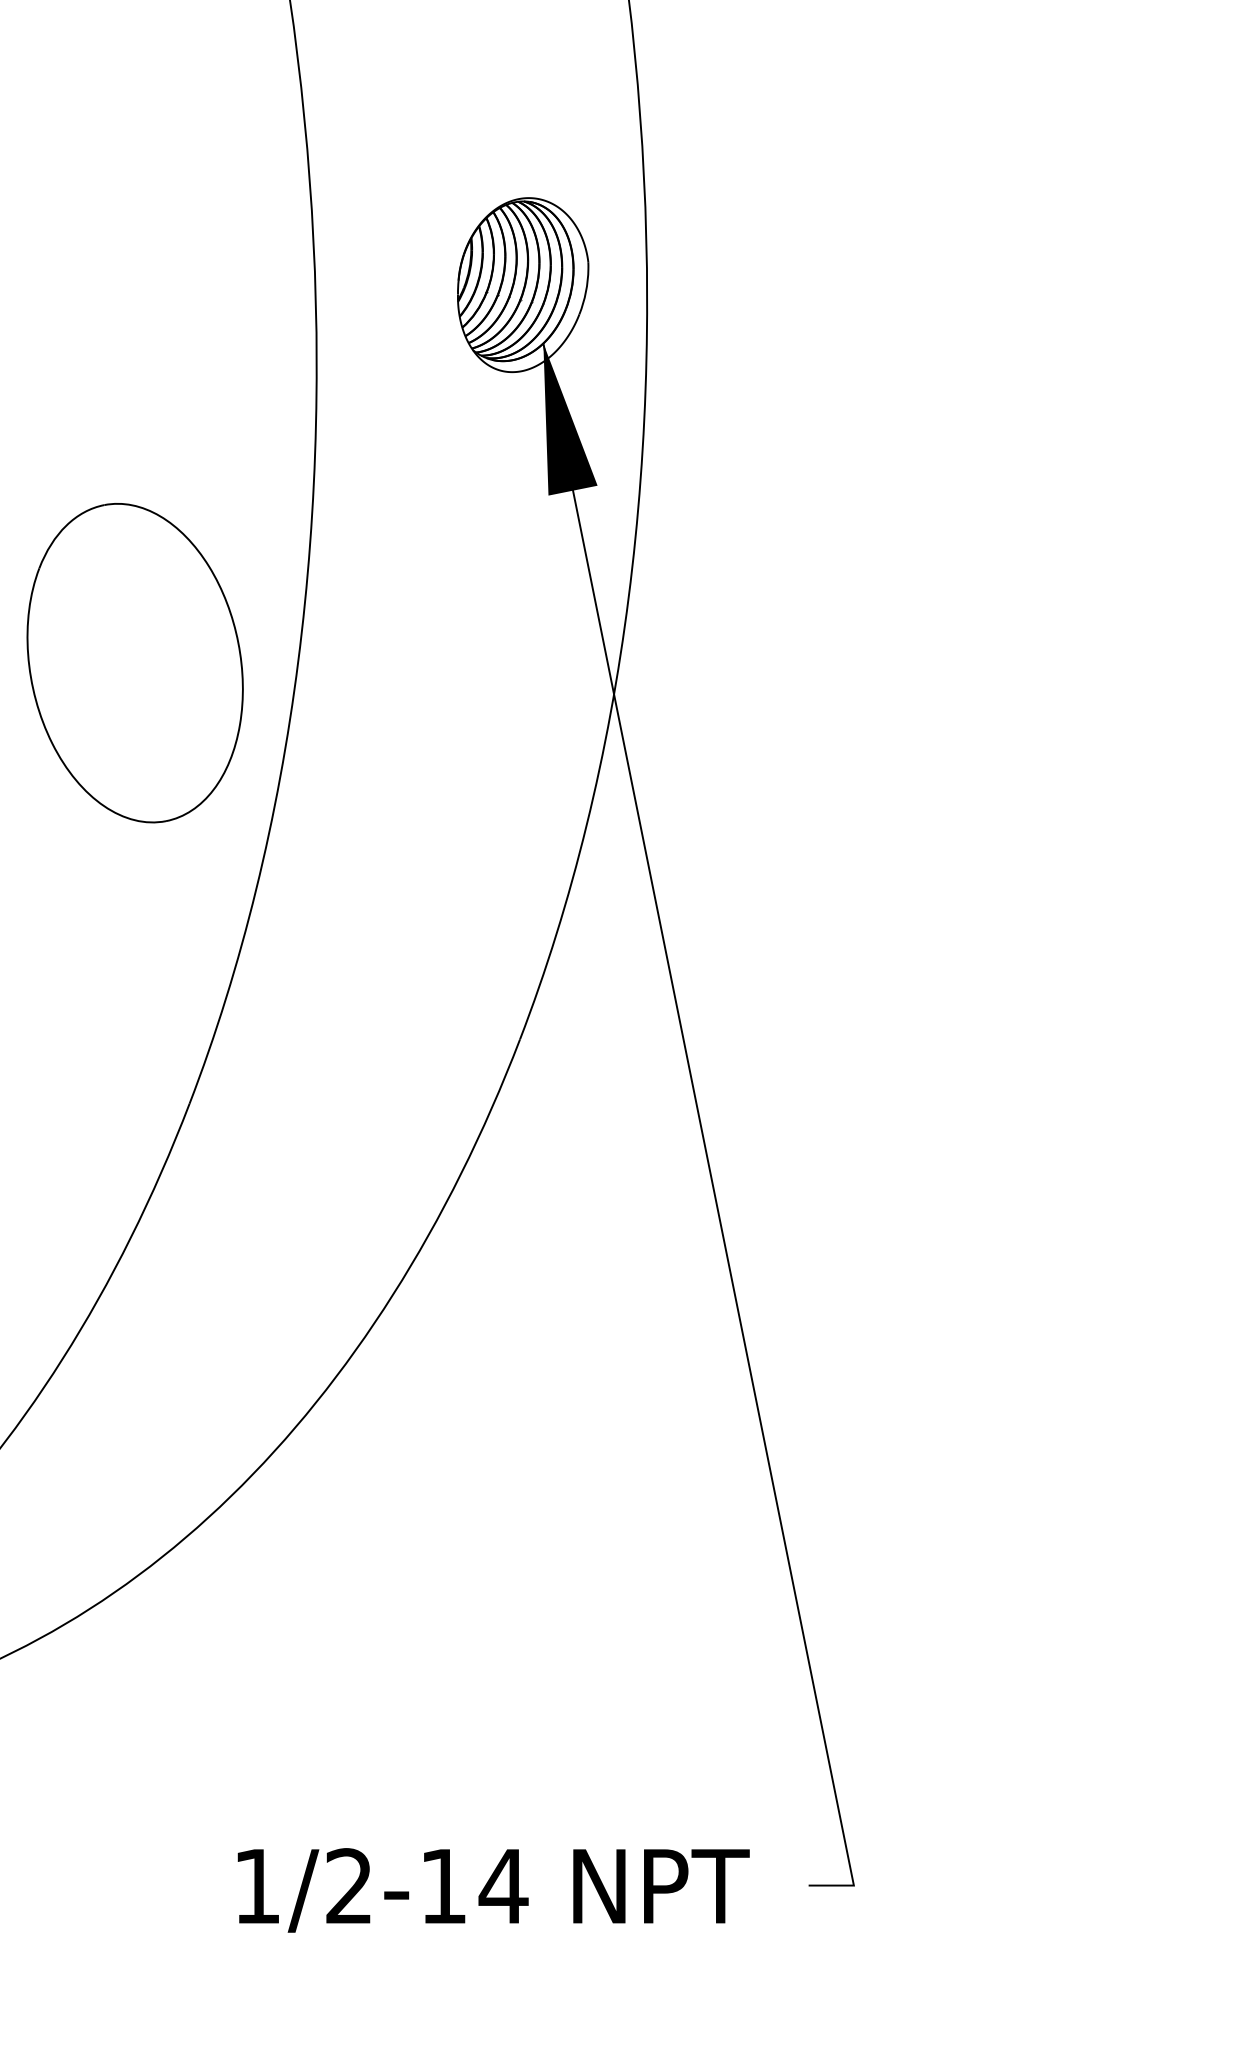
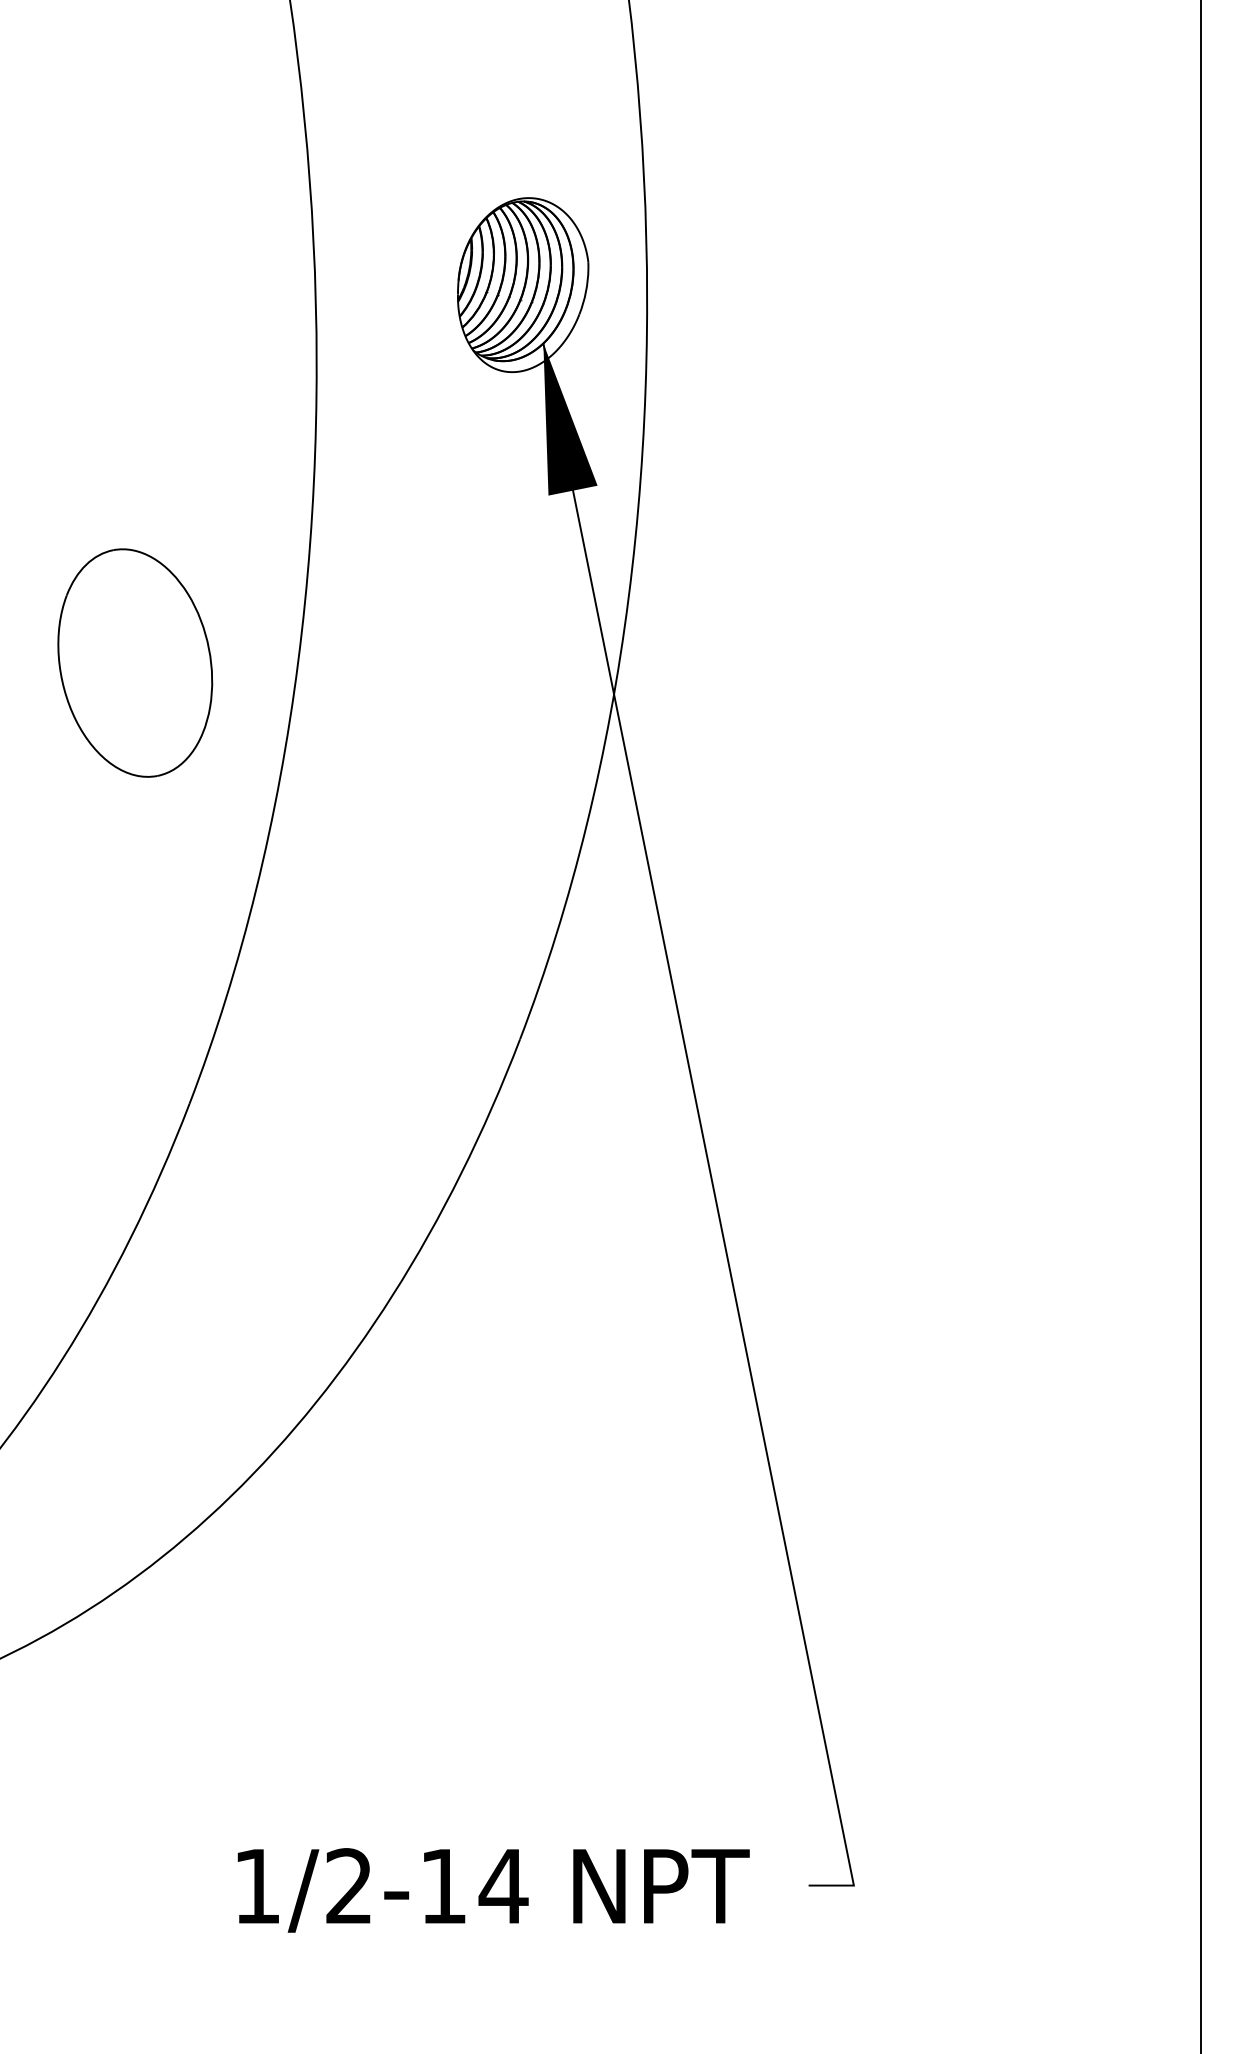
part size: 218x321 px -> 157x230 px (135, 662)
line: none -> present (1200, 1026)
